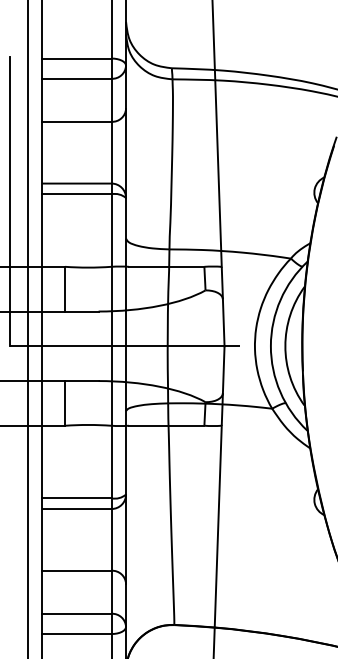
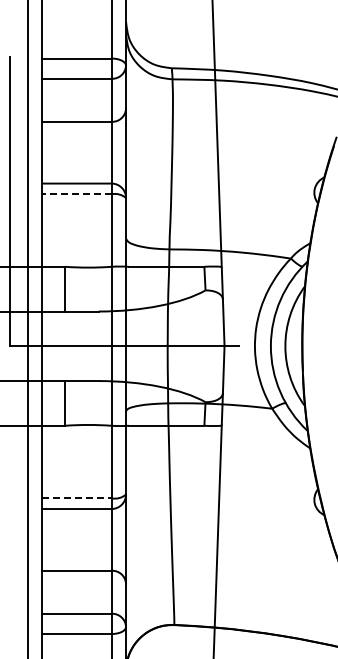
line: solid -> dashed (76, 194)
line: solid -> dashed (76, 498)
